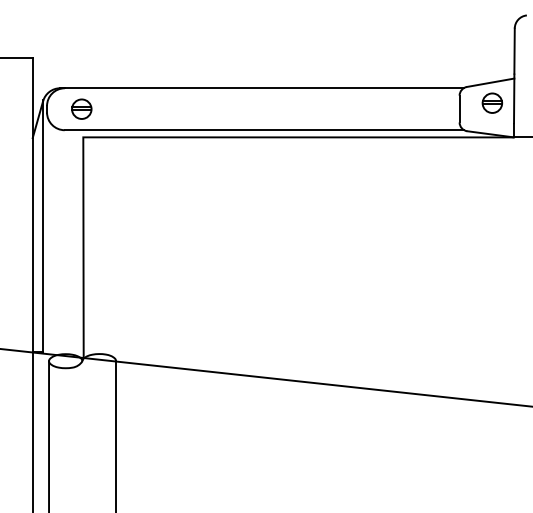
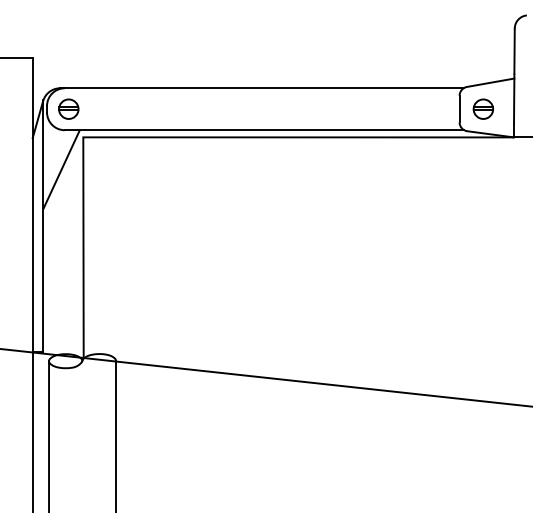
part position: (491, 102) -> (482, 108) (482, 108)
part position: (81, 108) -> (68, 108) (68, 108)
line: none -> present (61, 169)
